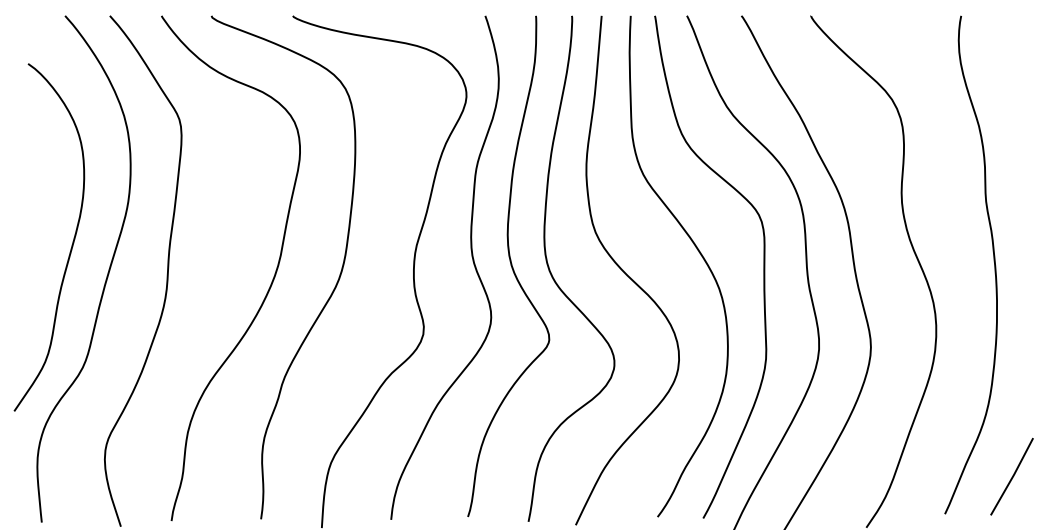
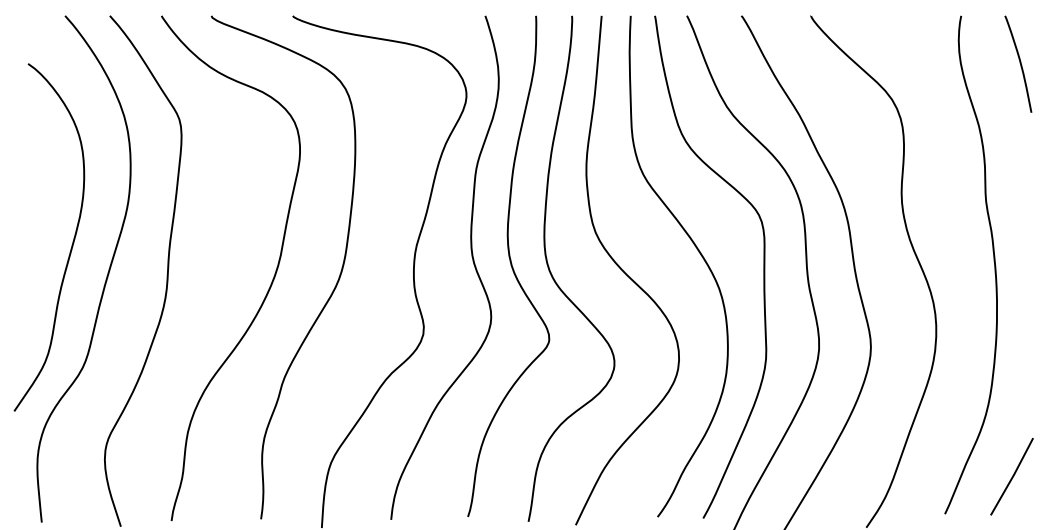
curve: none -> present (1019, 63)
